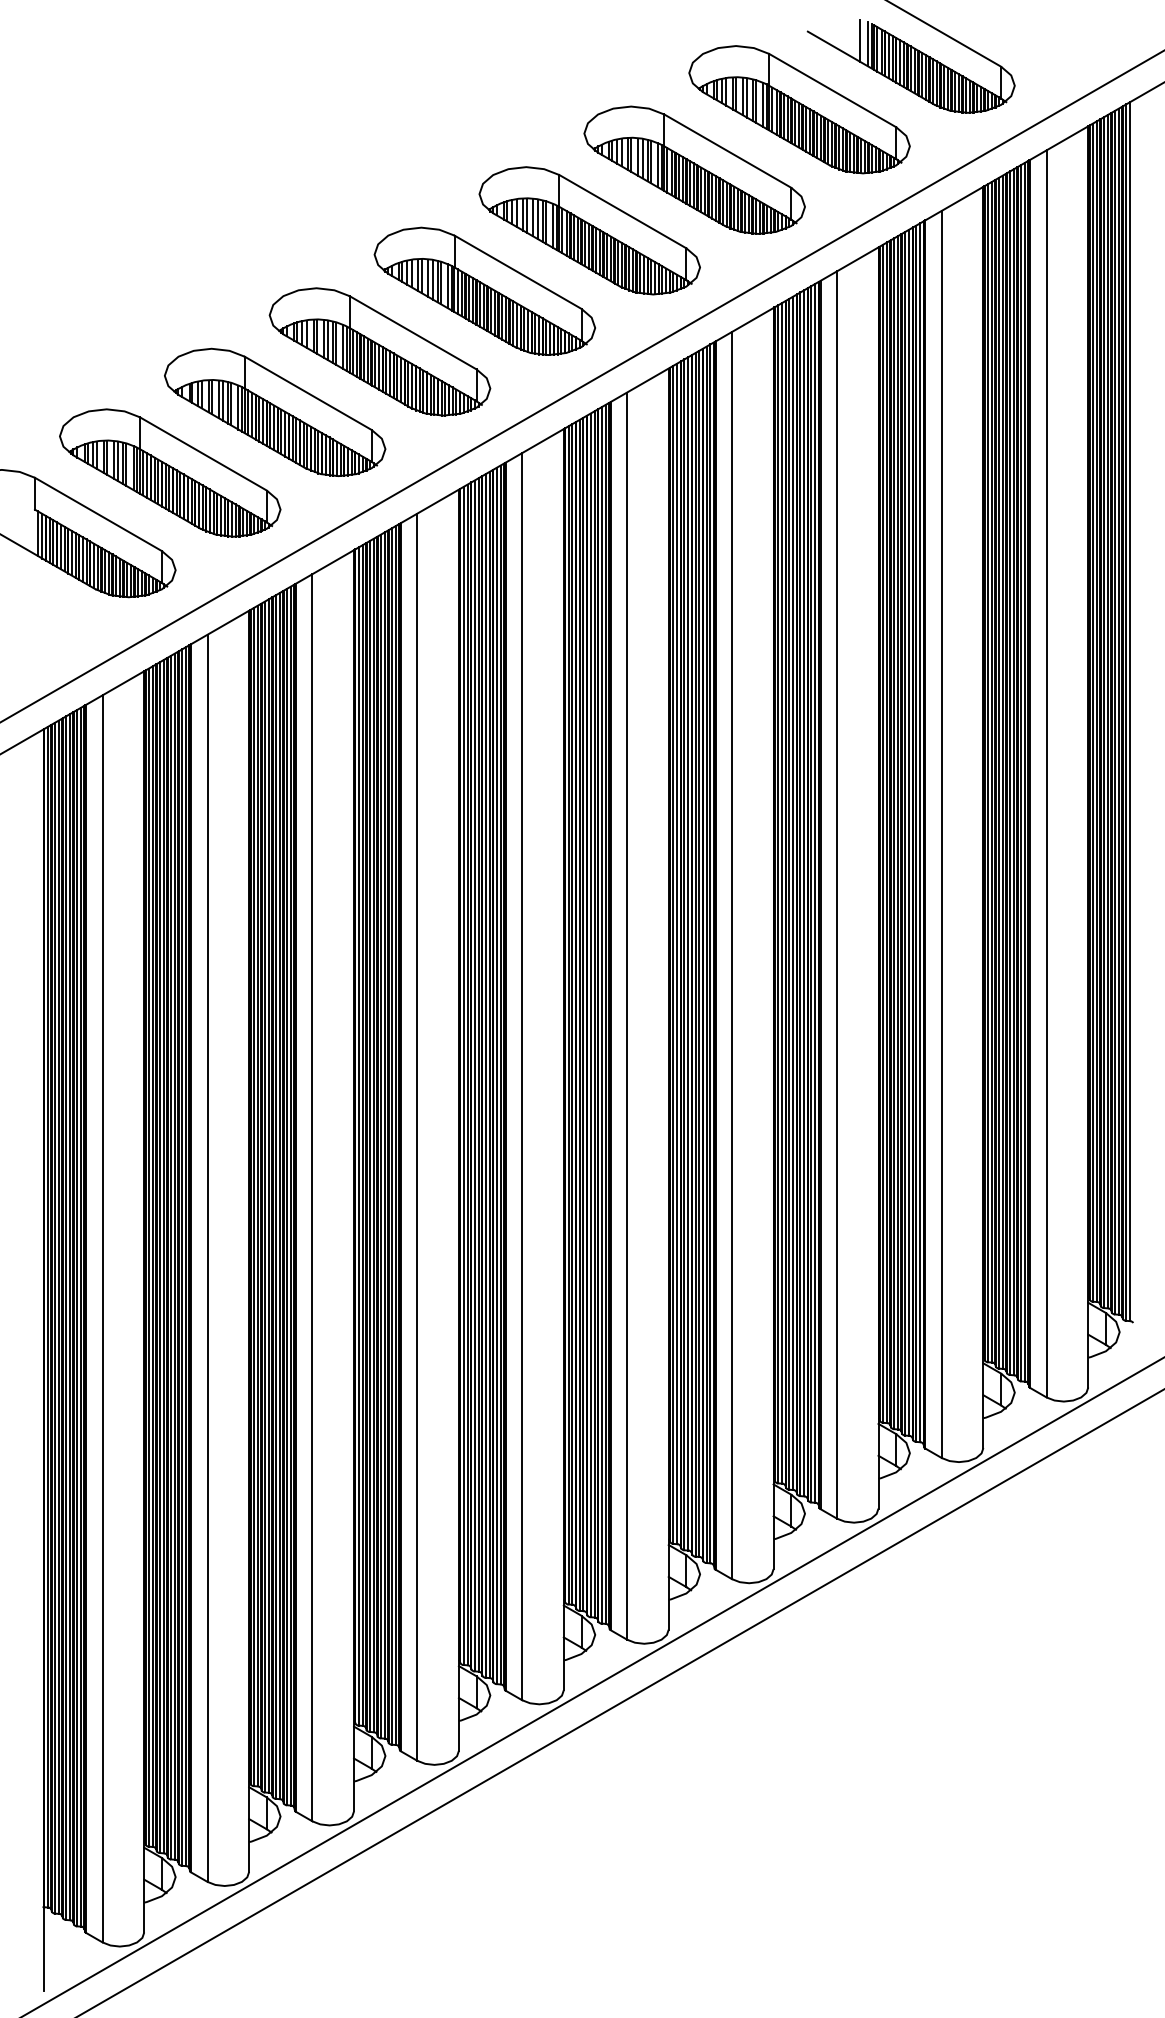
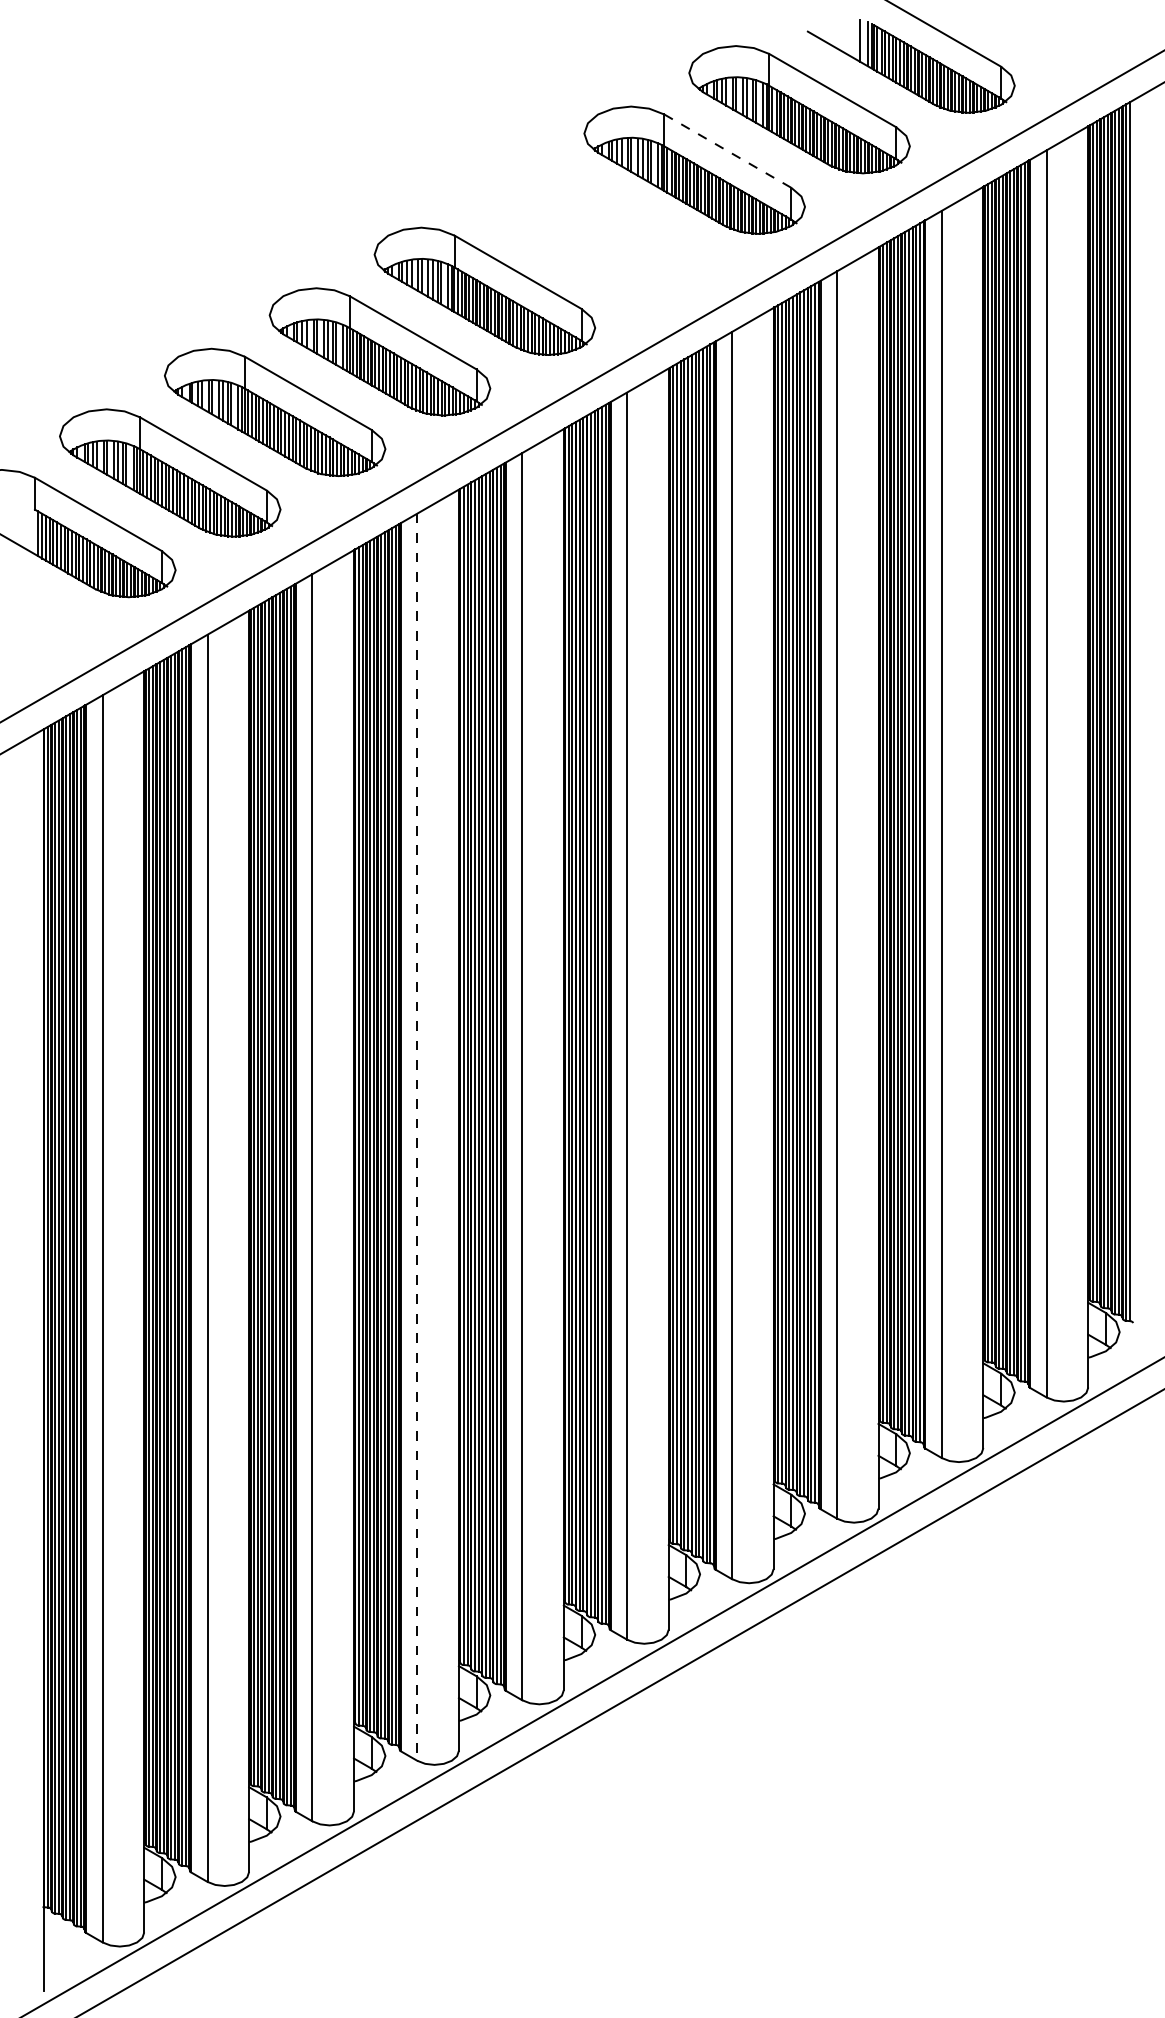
line: solid -> dashed (728, 151)
part: present -> none (589, 230)
line: solid -> dashed (417, 1137)
